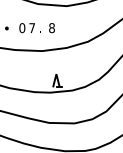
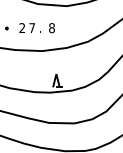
text: 0 -> 2 (22, 28)
